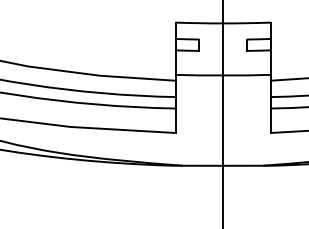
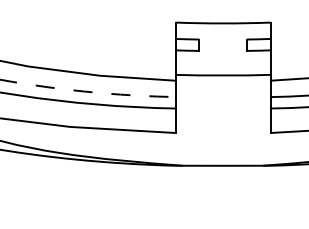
arc: solid -> dashed (87, 91)
line: present -> none (223, 113)
